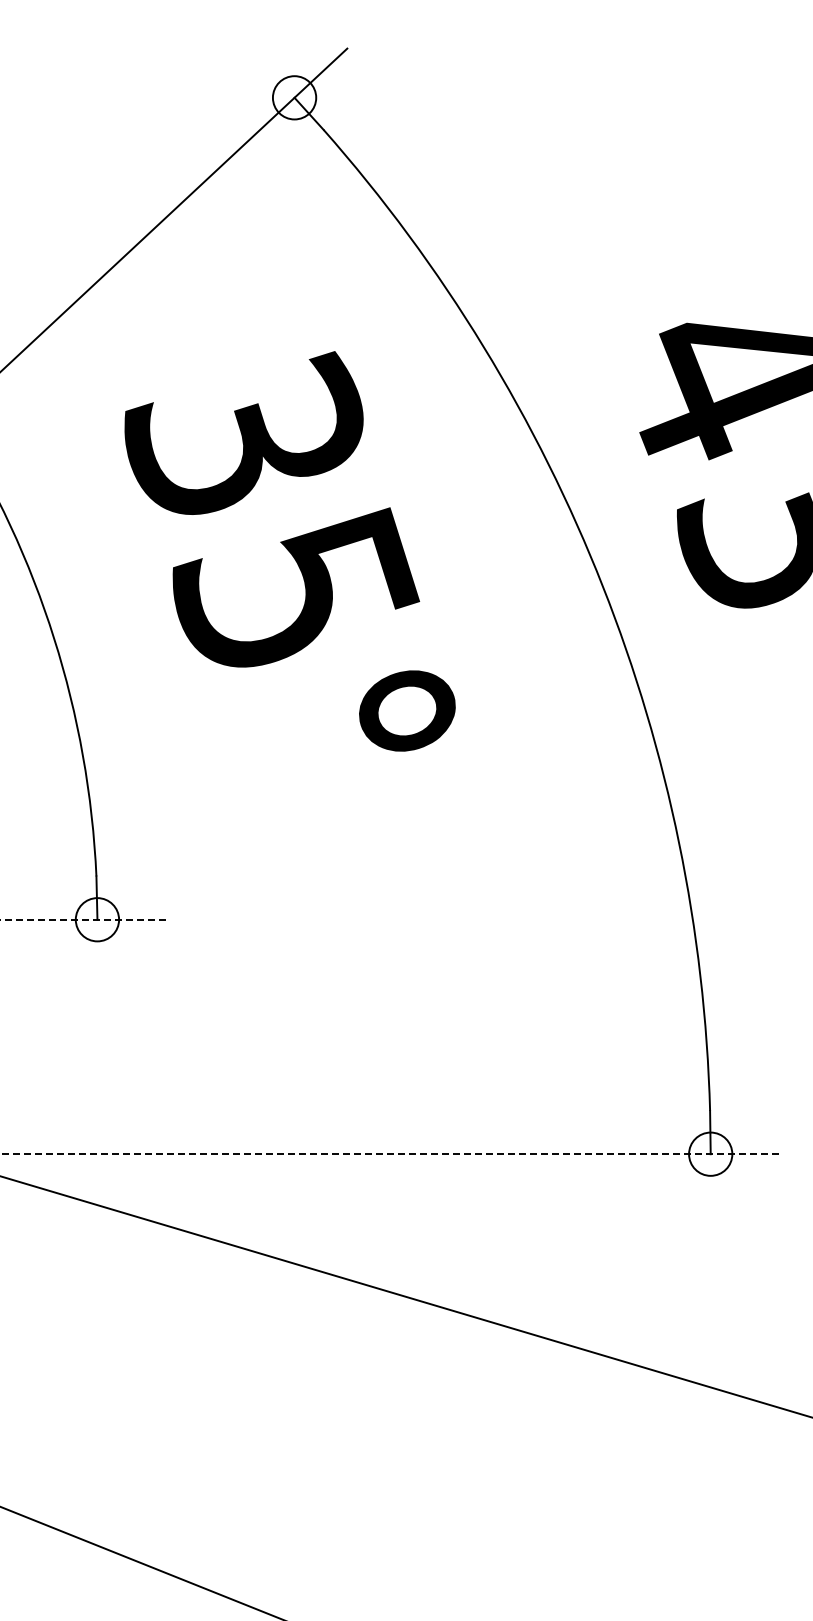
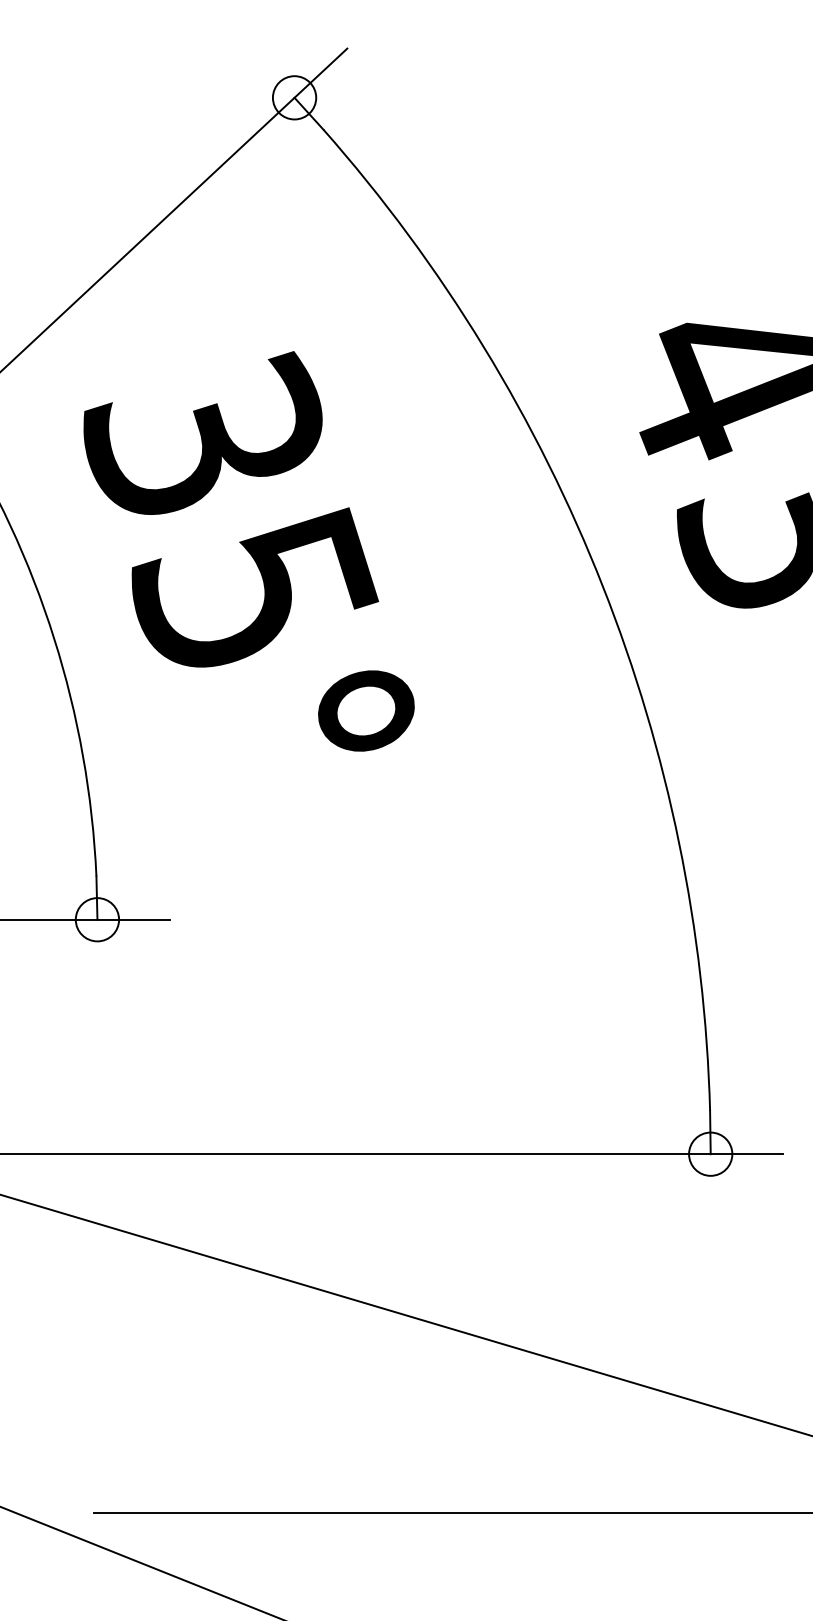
text position: (289, 551) -> (248, 551) (248, 551)
line: dashed -> solid (85, 919)
line: dashed -> solid (391, 1154)
line position: (405, 1296) -> (405, 1315) (405, 1315)
line: none -> present (451, 1513)
